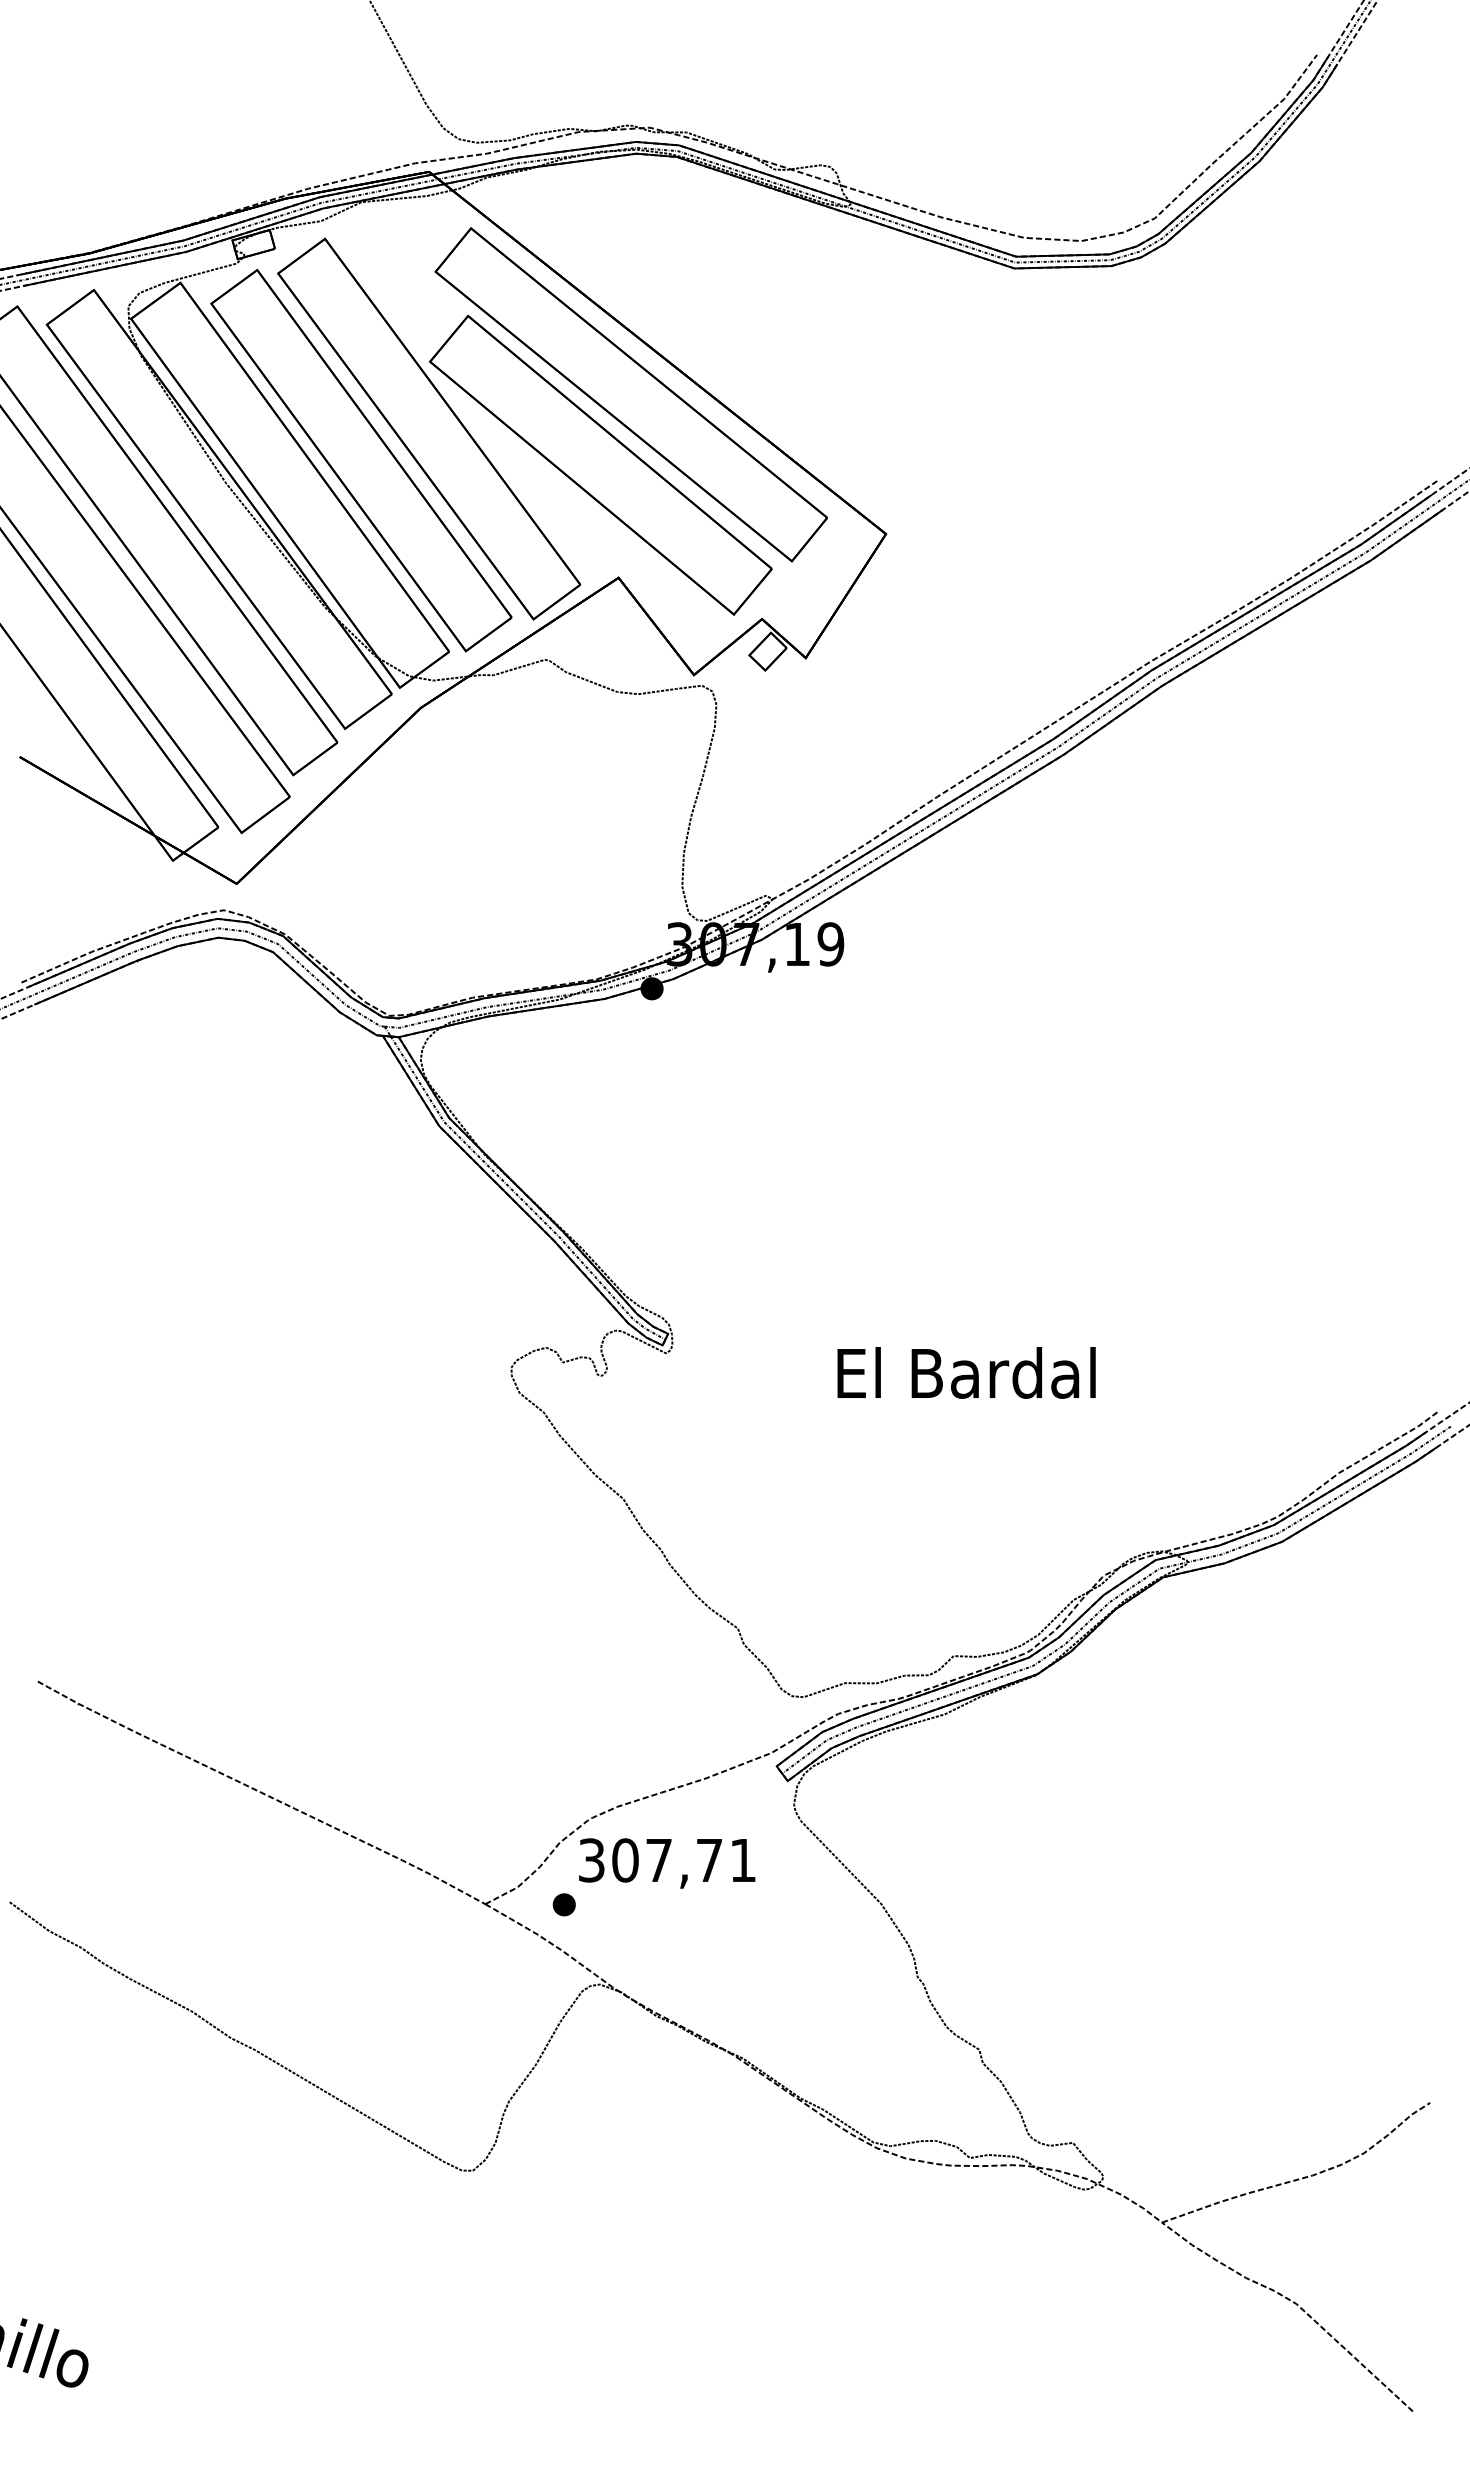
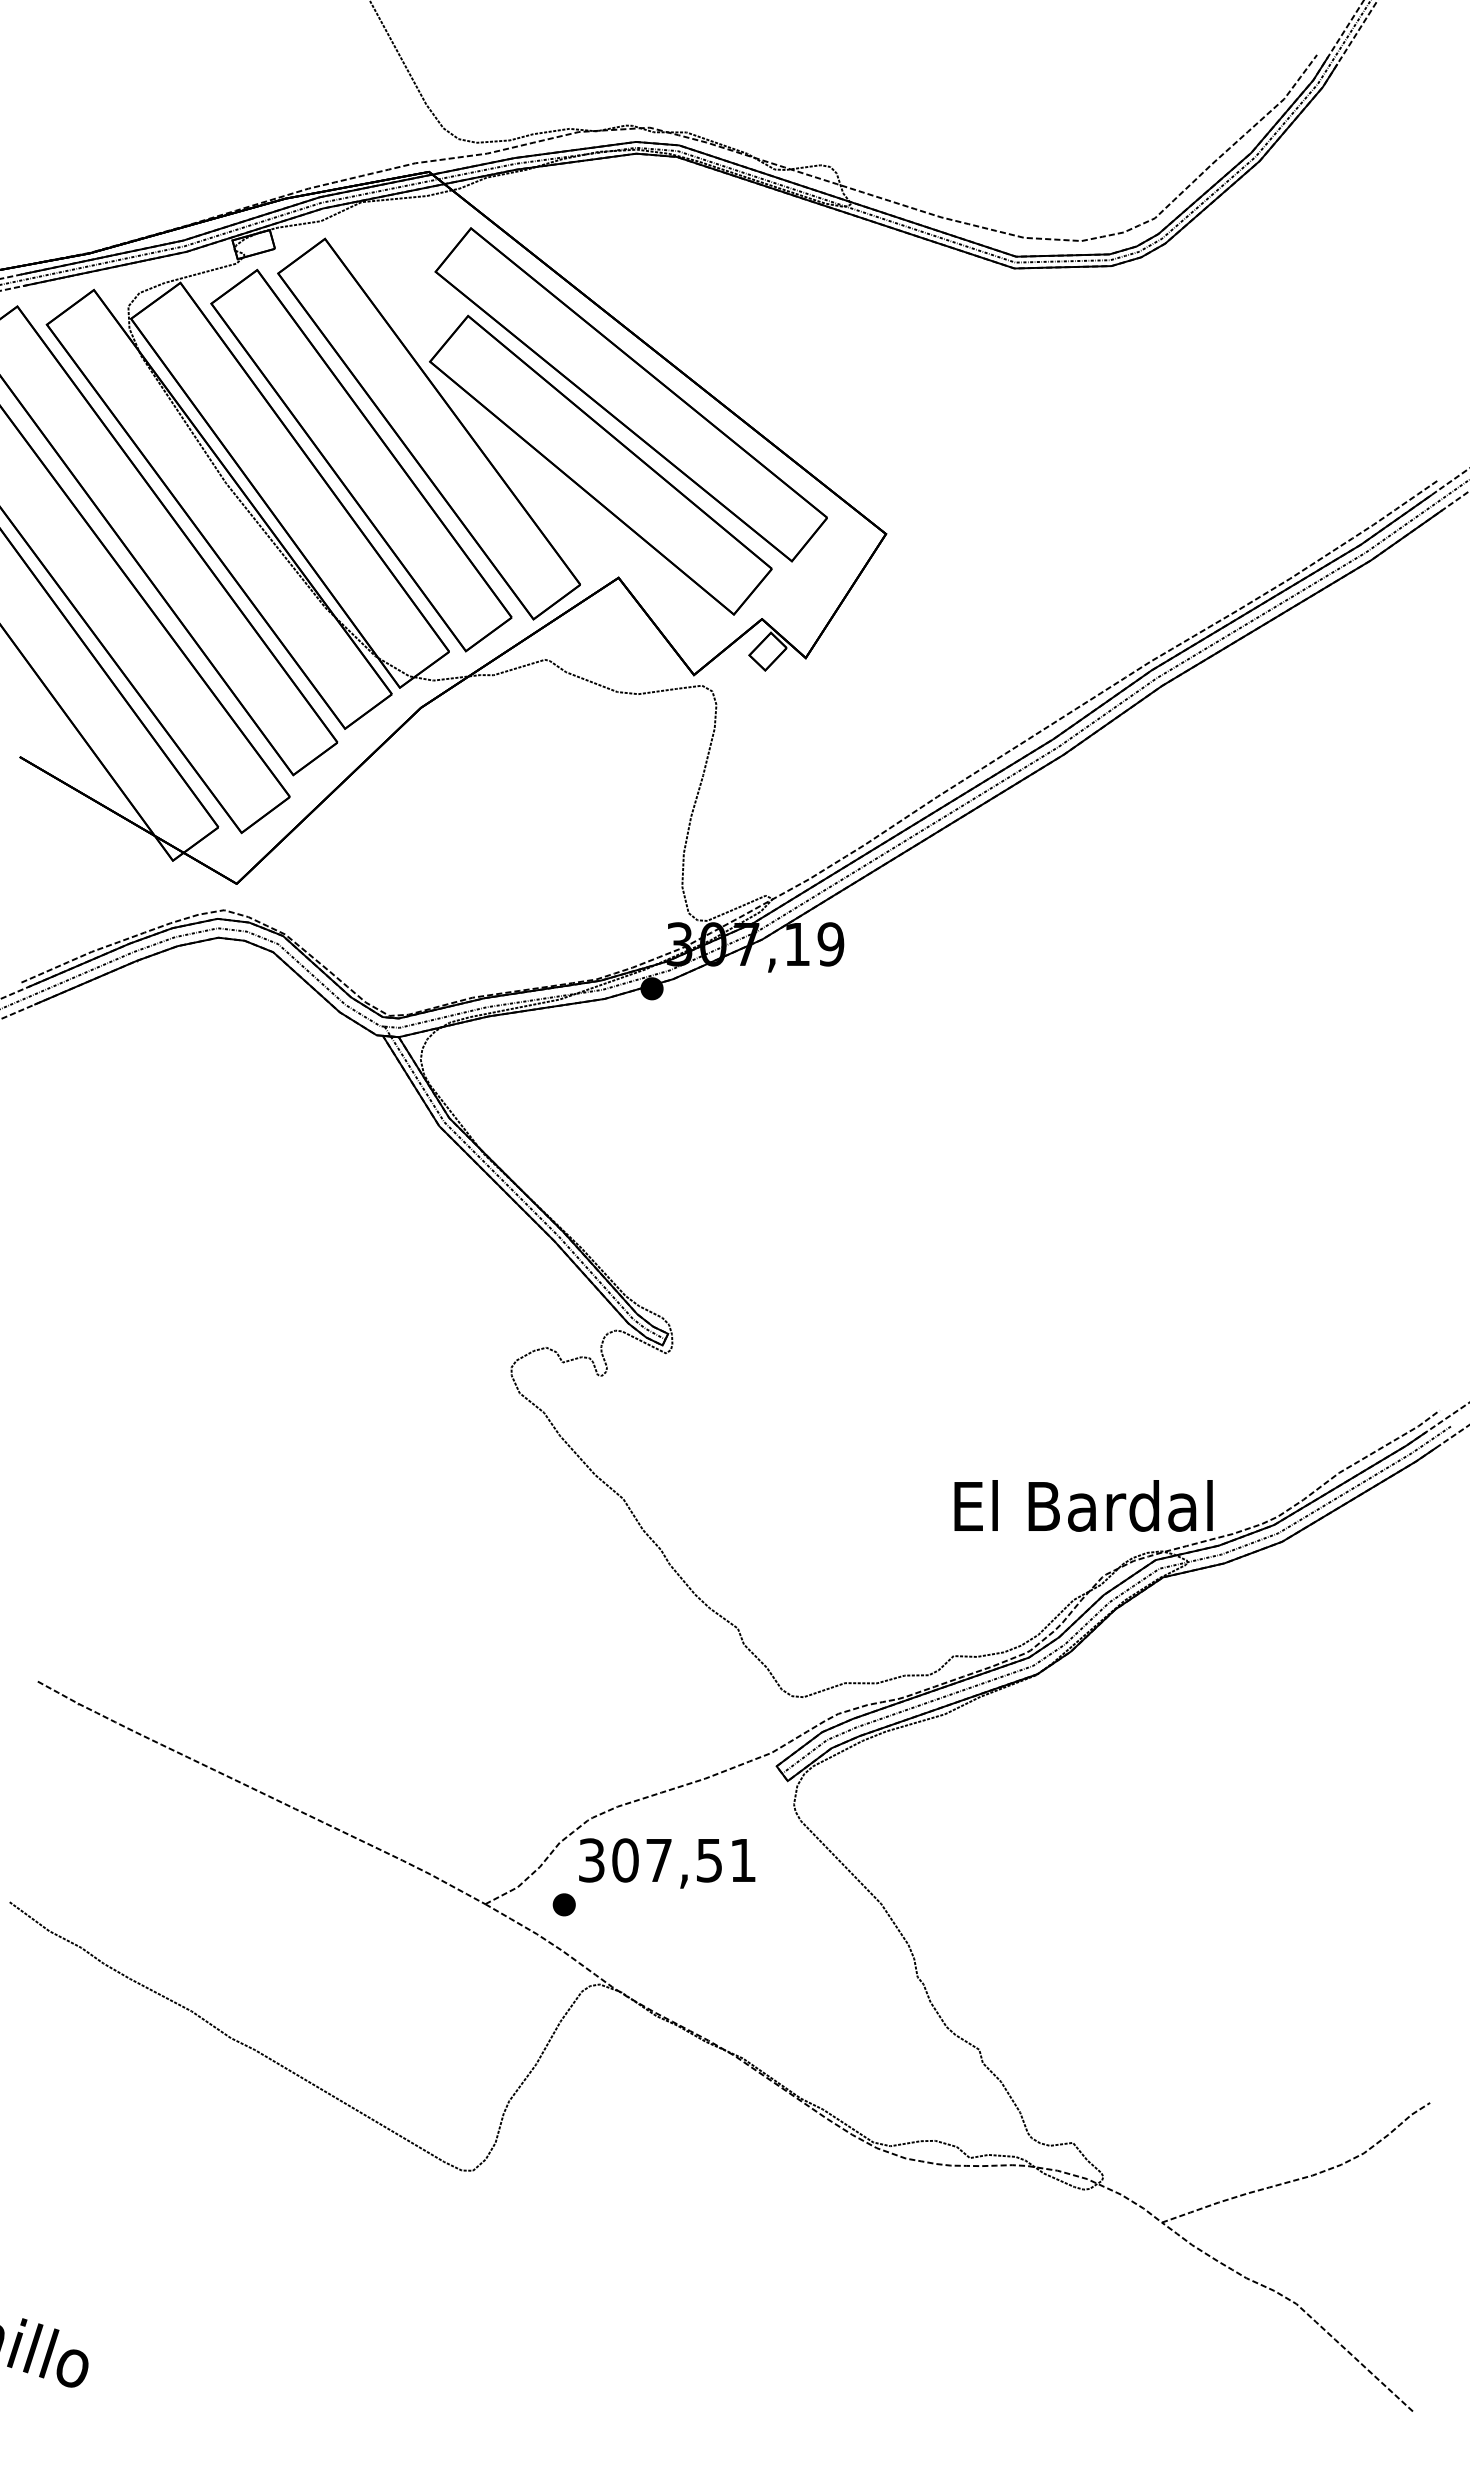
text position: (966, 1372) -> (1083, 1505) (1083, 1505)
text: 307,71 -> 307,51 (709, 1860)
